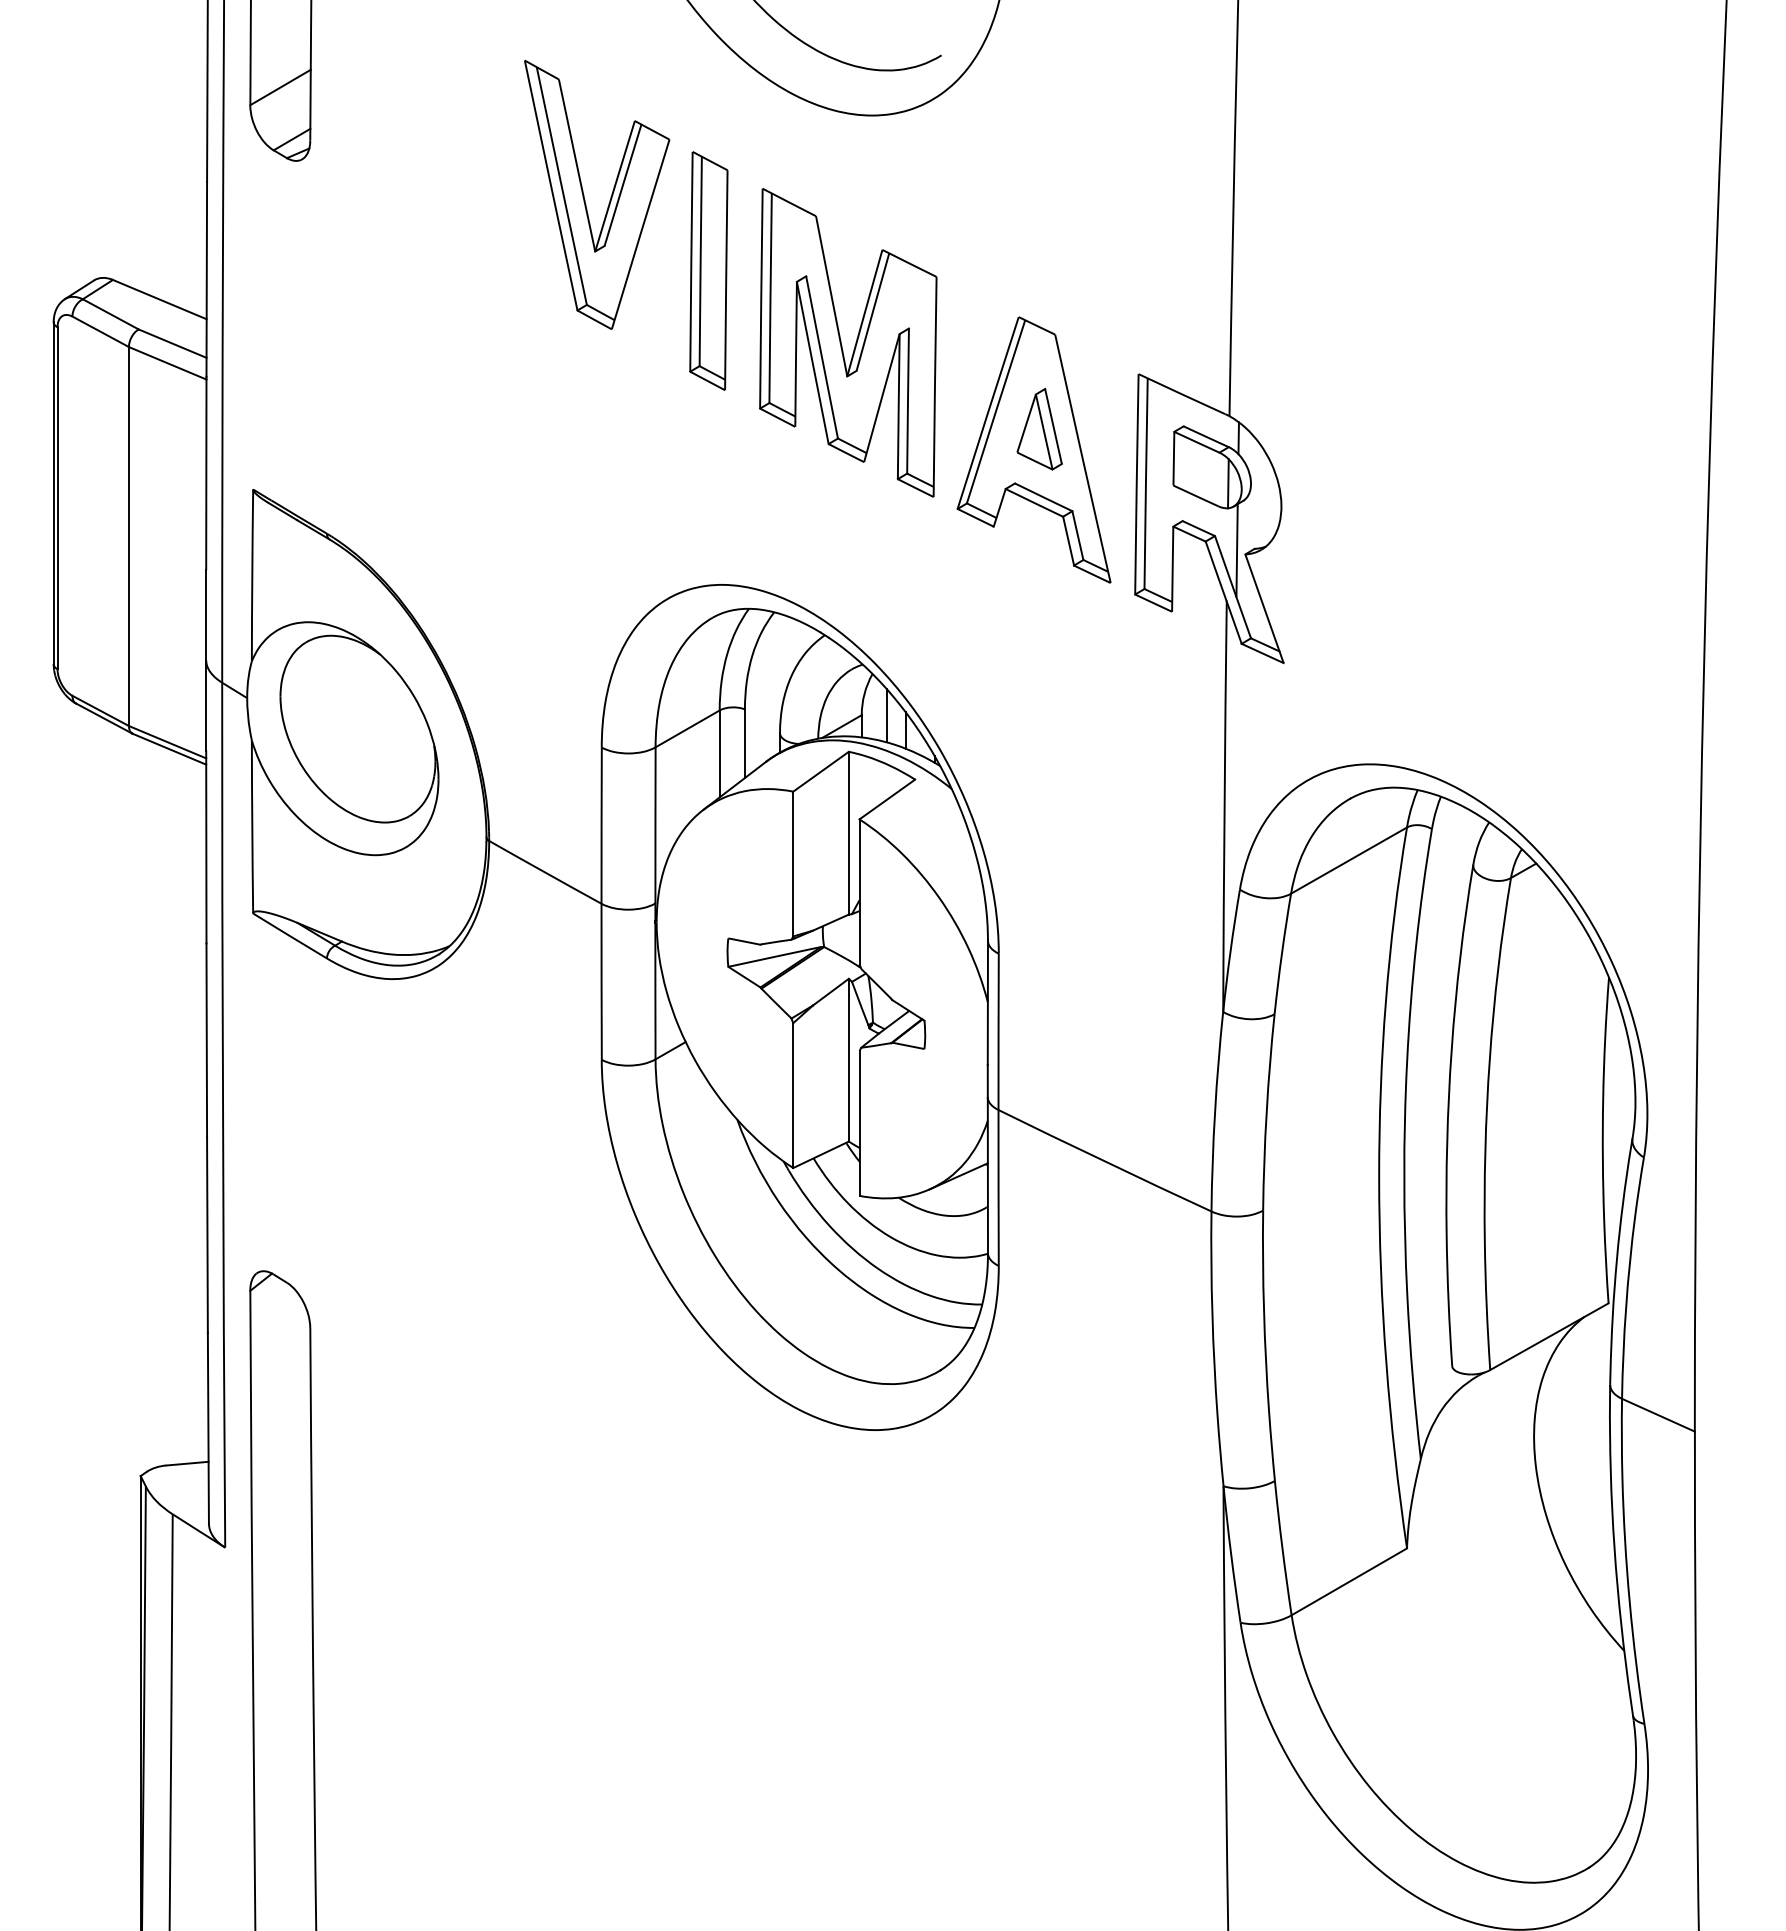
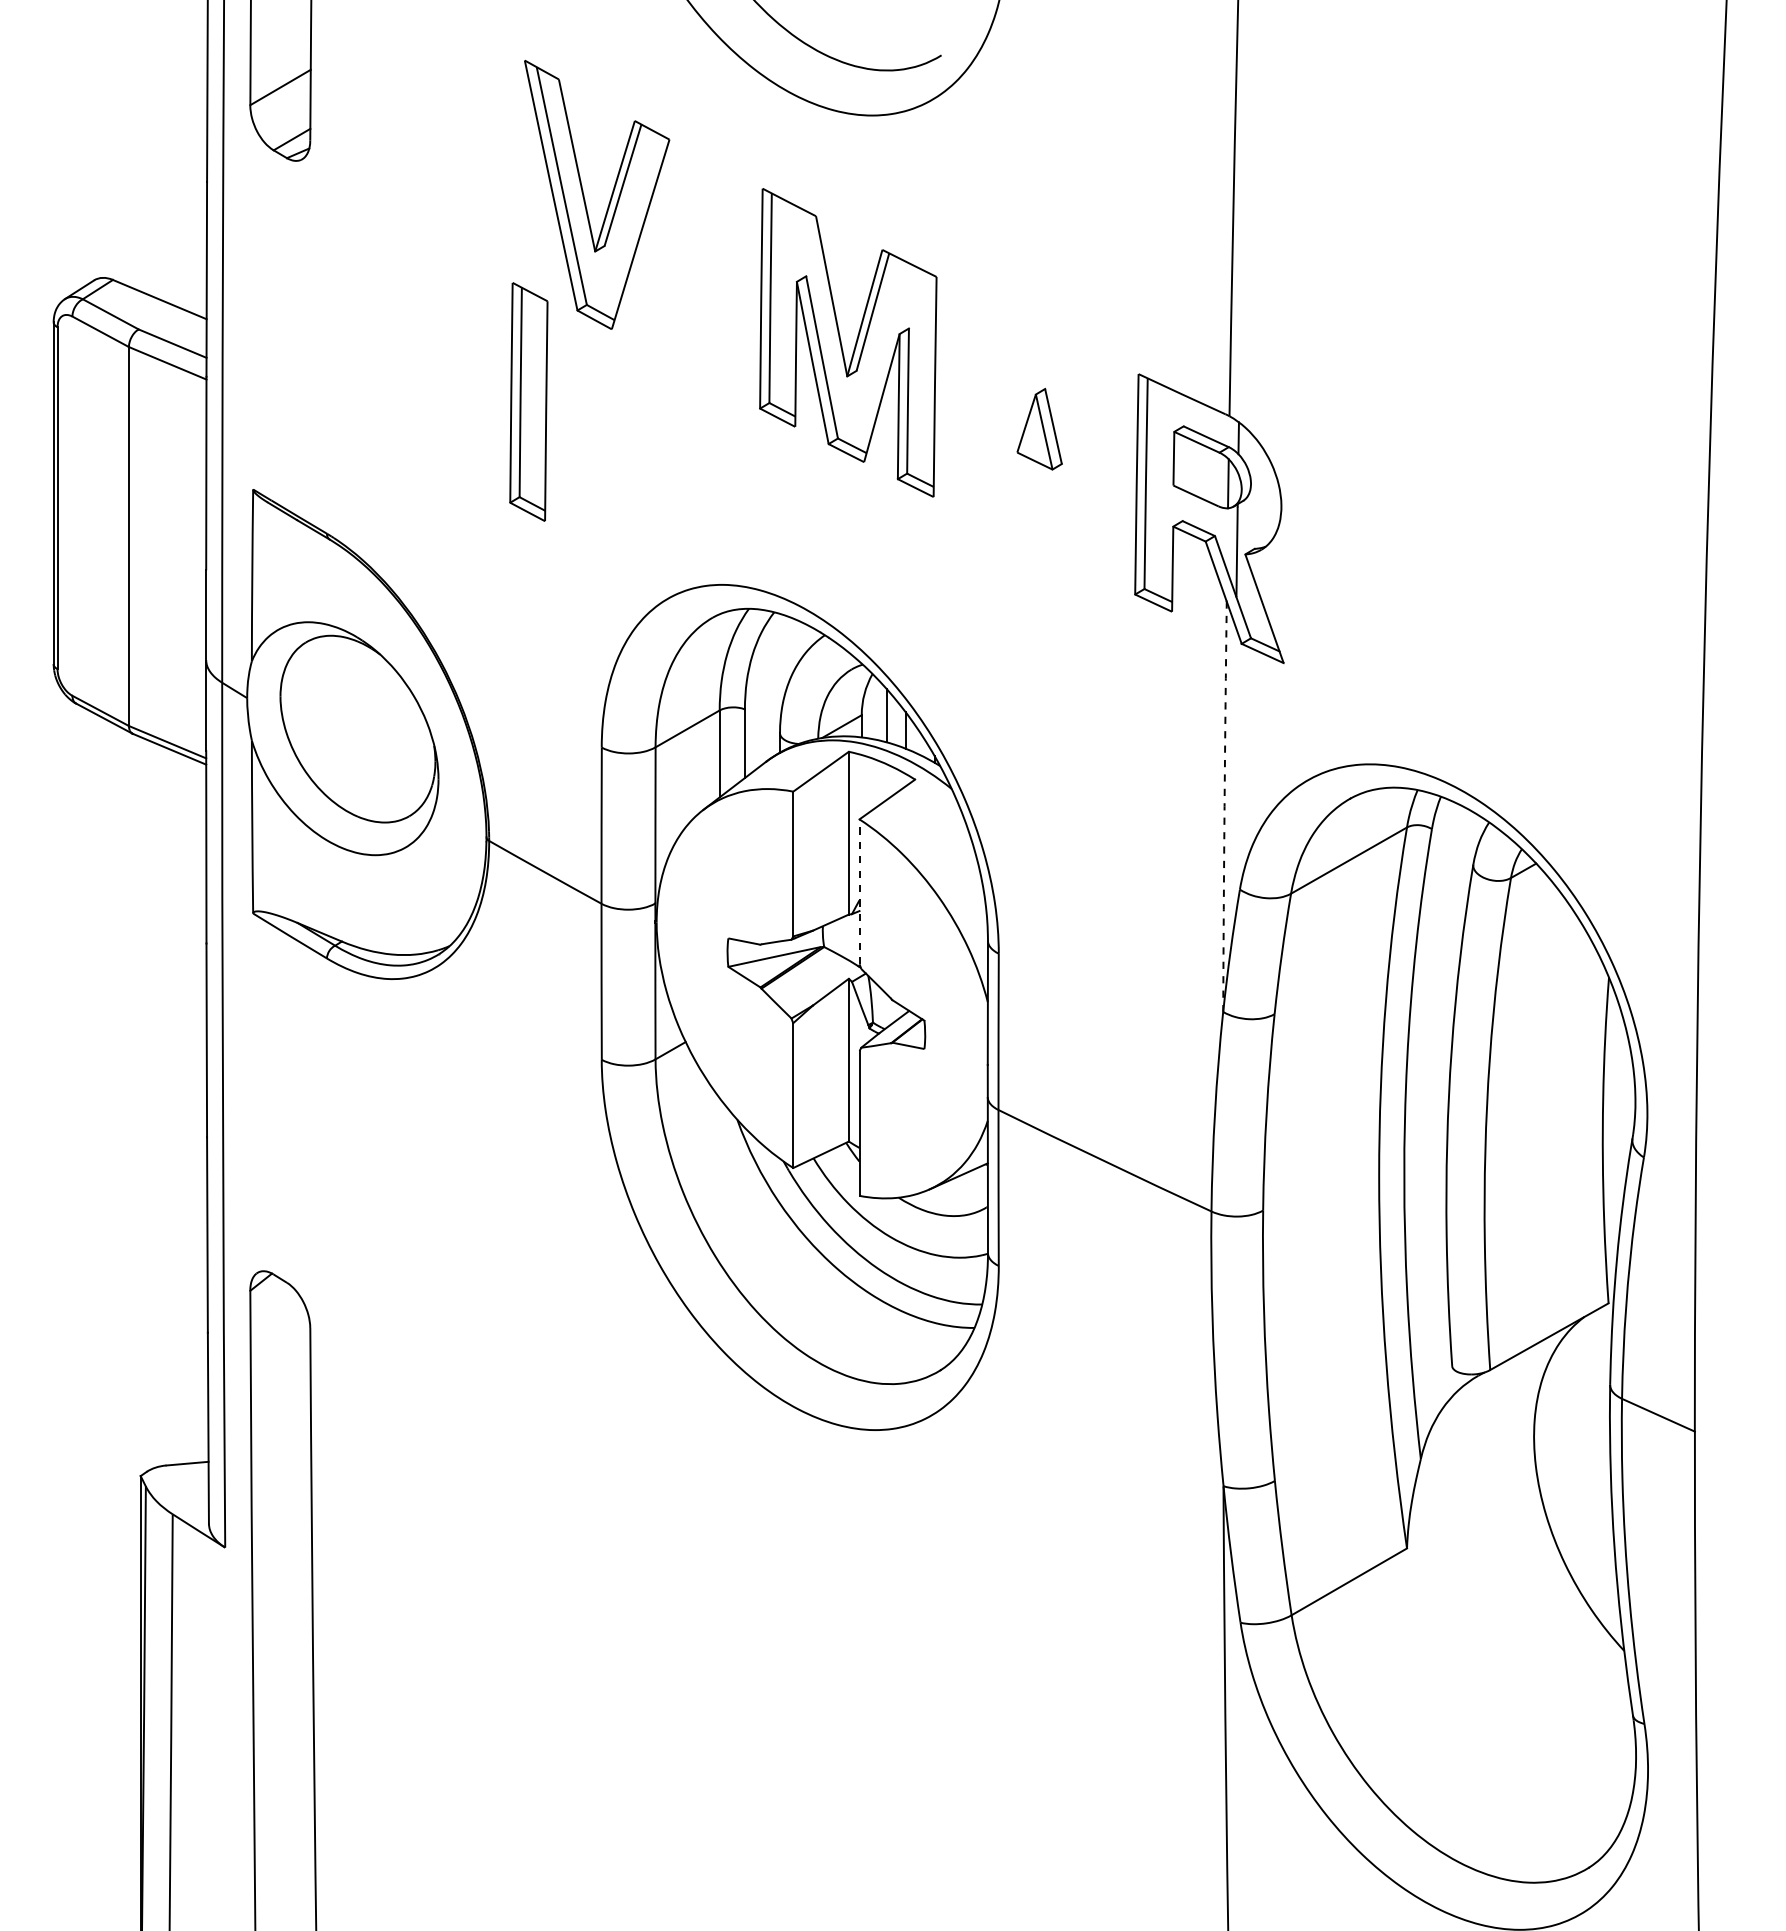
part position: (708, 270) -> (528, 401) (528, 401)
part: present -> none (1033, 449)
arc: solid -> dashed (1224, 806)
line: solid -> dashed (859, 891)
